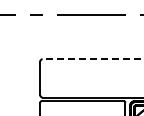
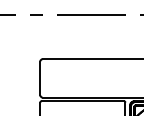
line: dashed -> solid (92, 59)
